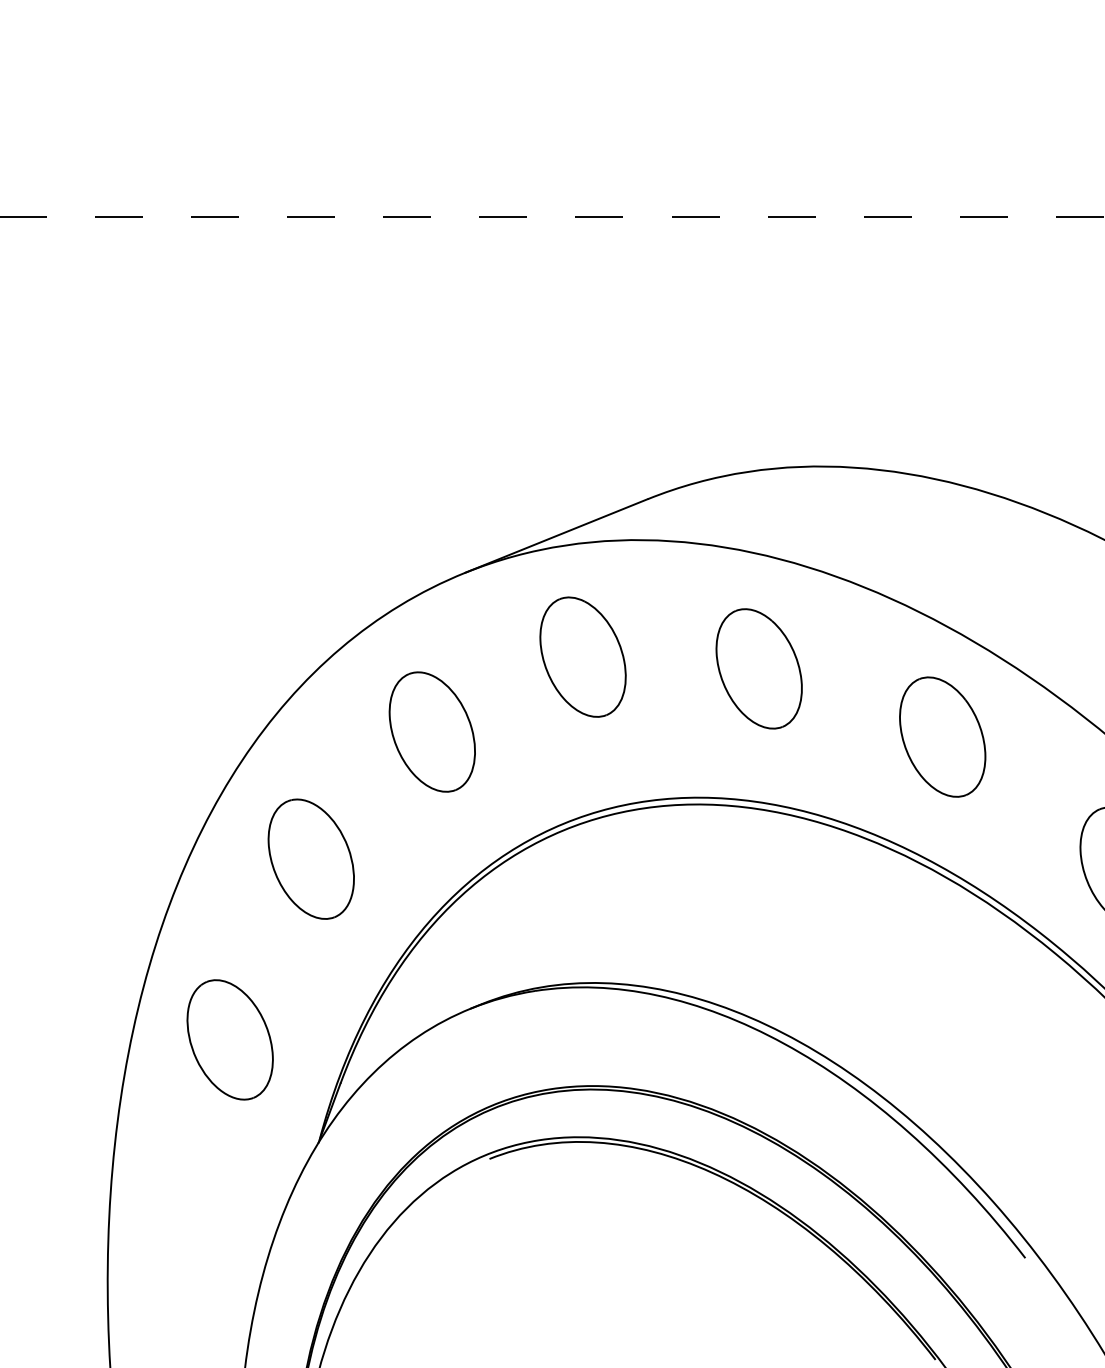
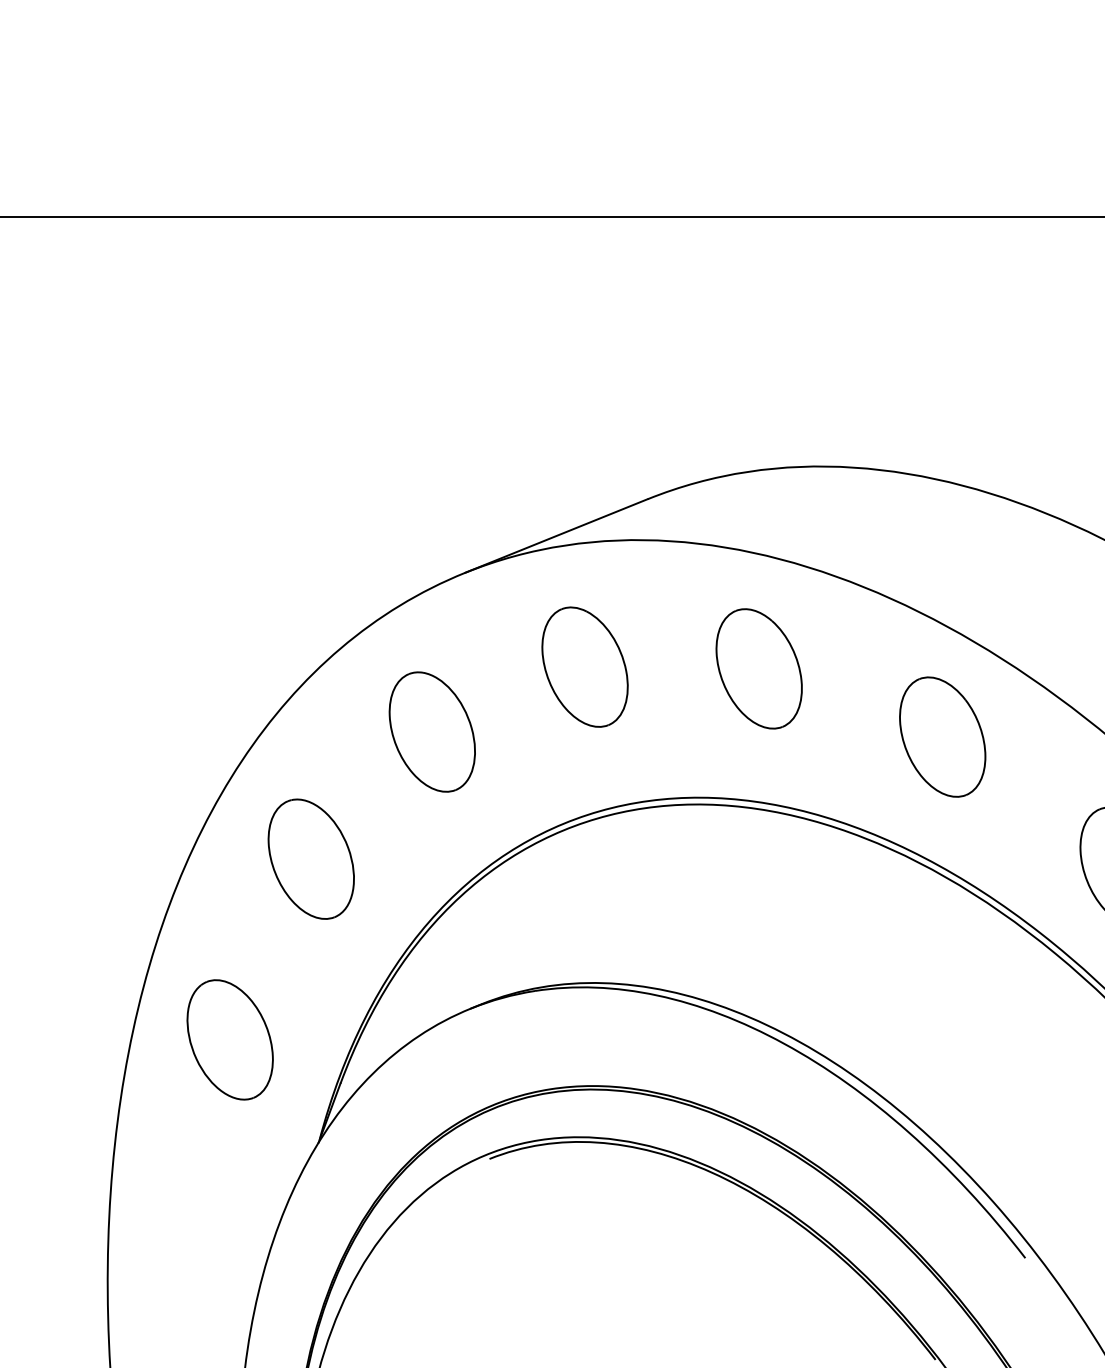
line: dashed -> solid (552, 217)
part position: (582, 656) -> (584, 666) (584, 666)
